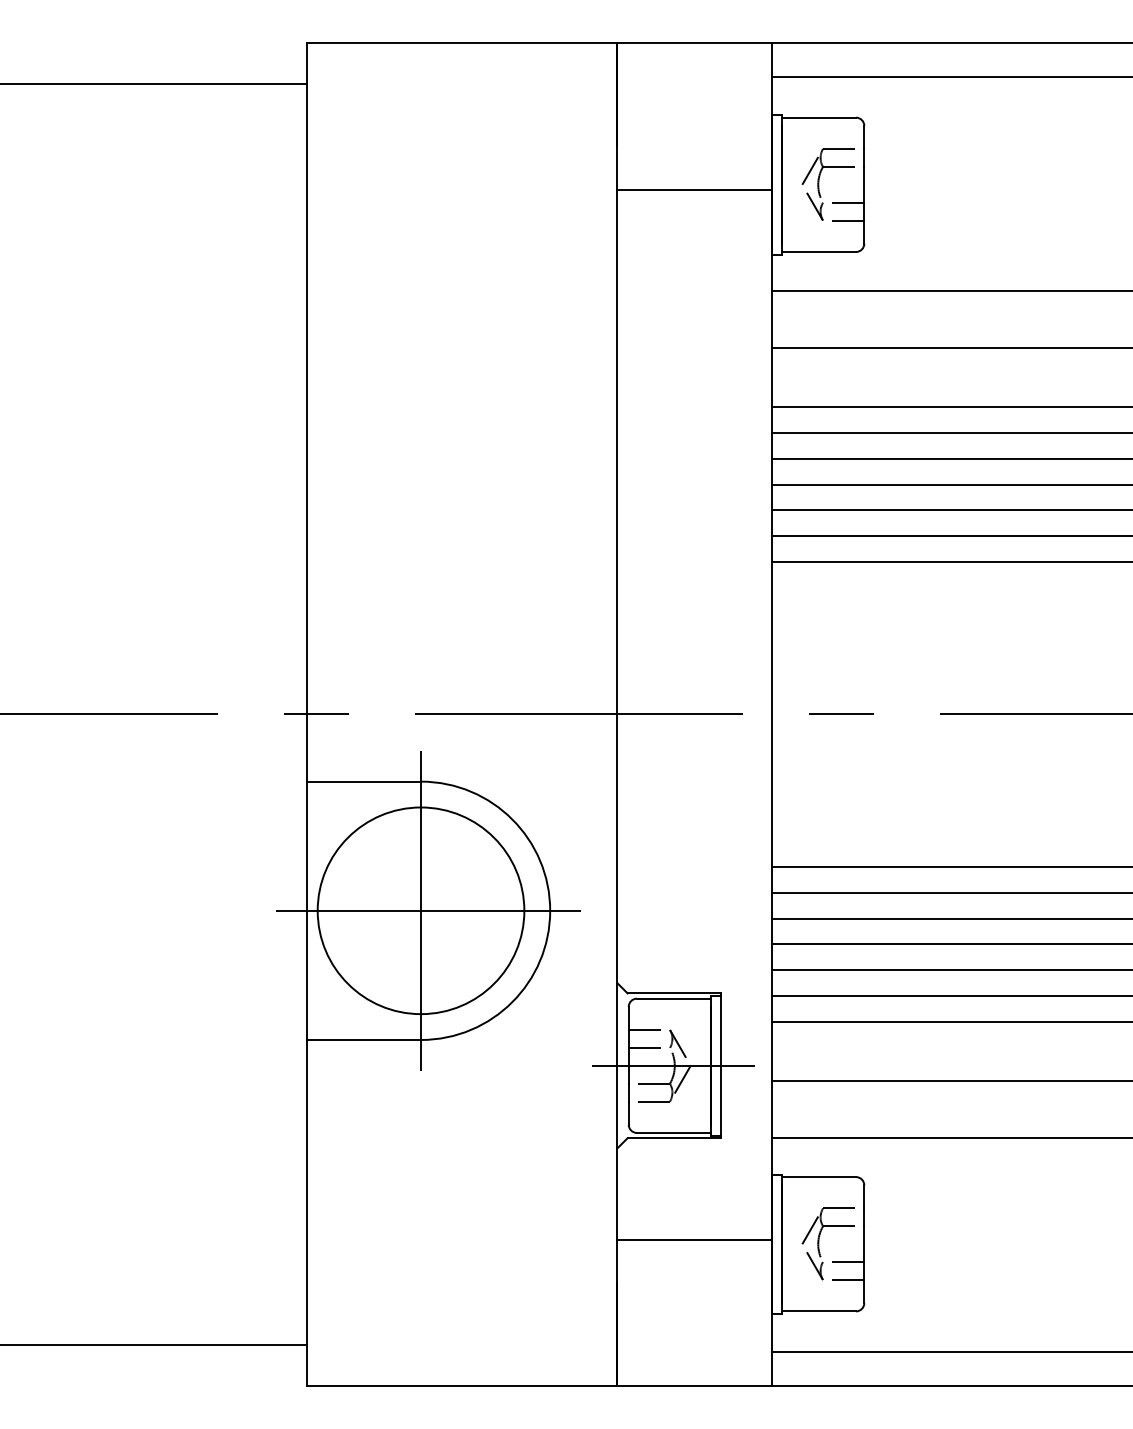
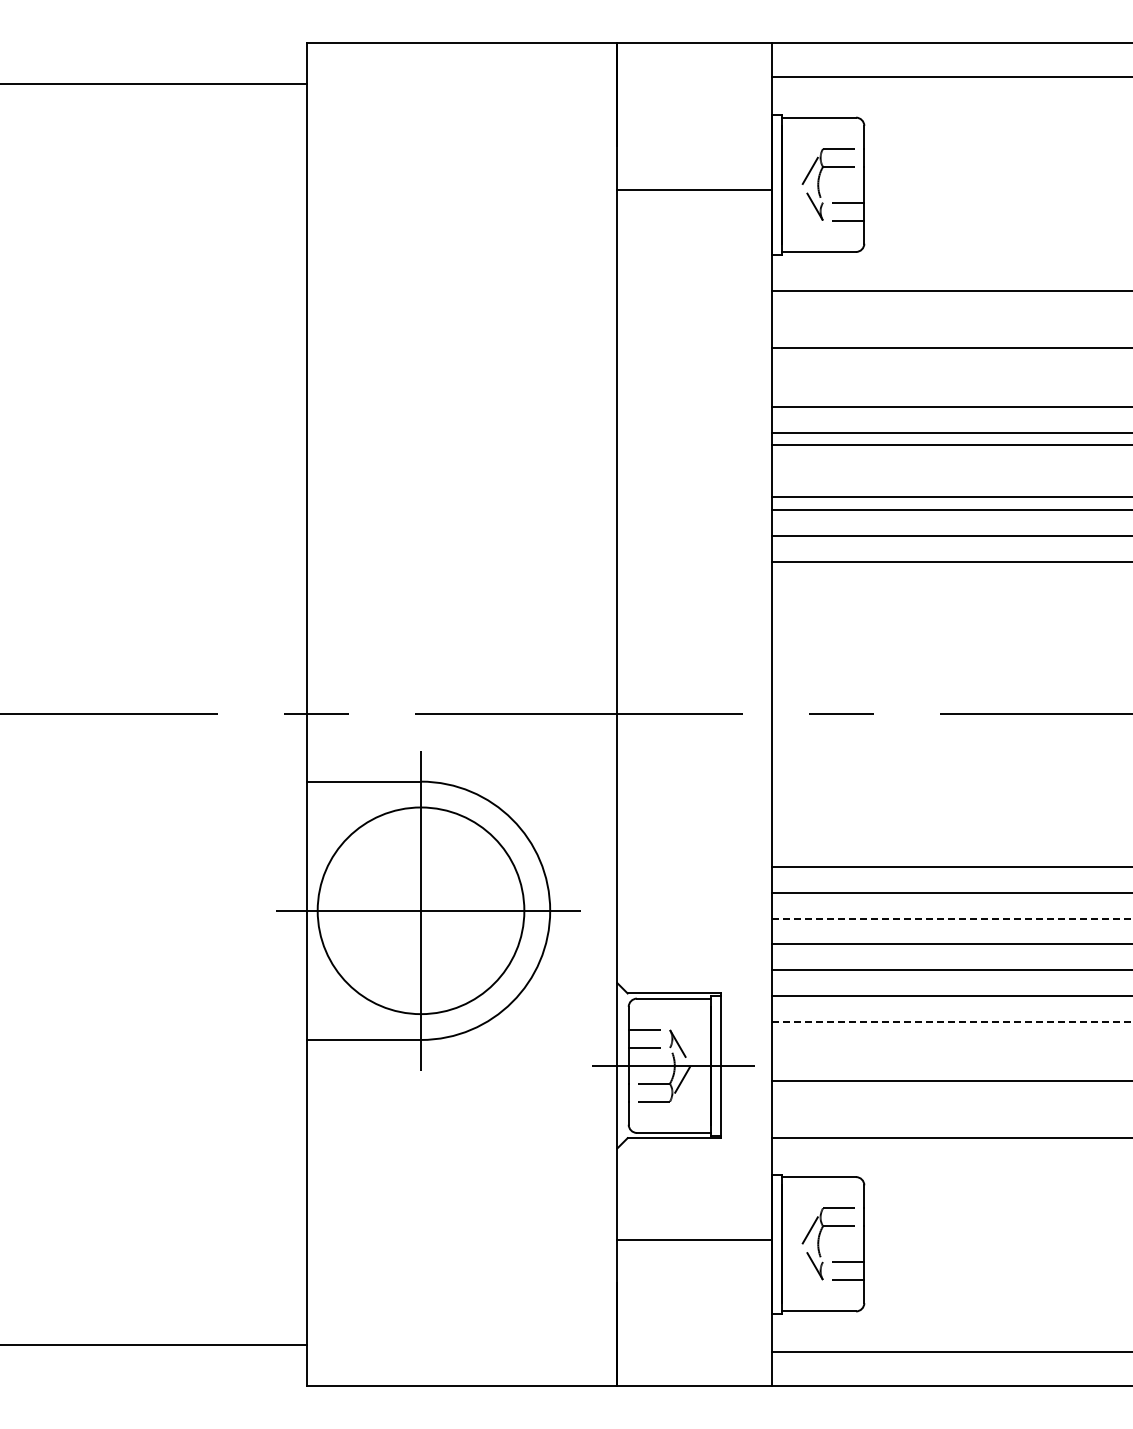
line position: (950, 458) -> (950, 444) (950, 444)
line position: (950, 484) -> (950, 496) (950, 496)
line: solid -> dashed (952, 918)
line: solid -> dashed (952, 1021)
